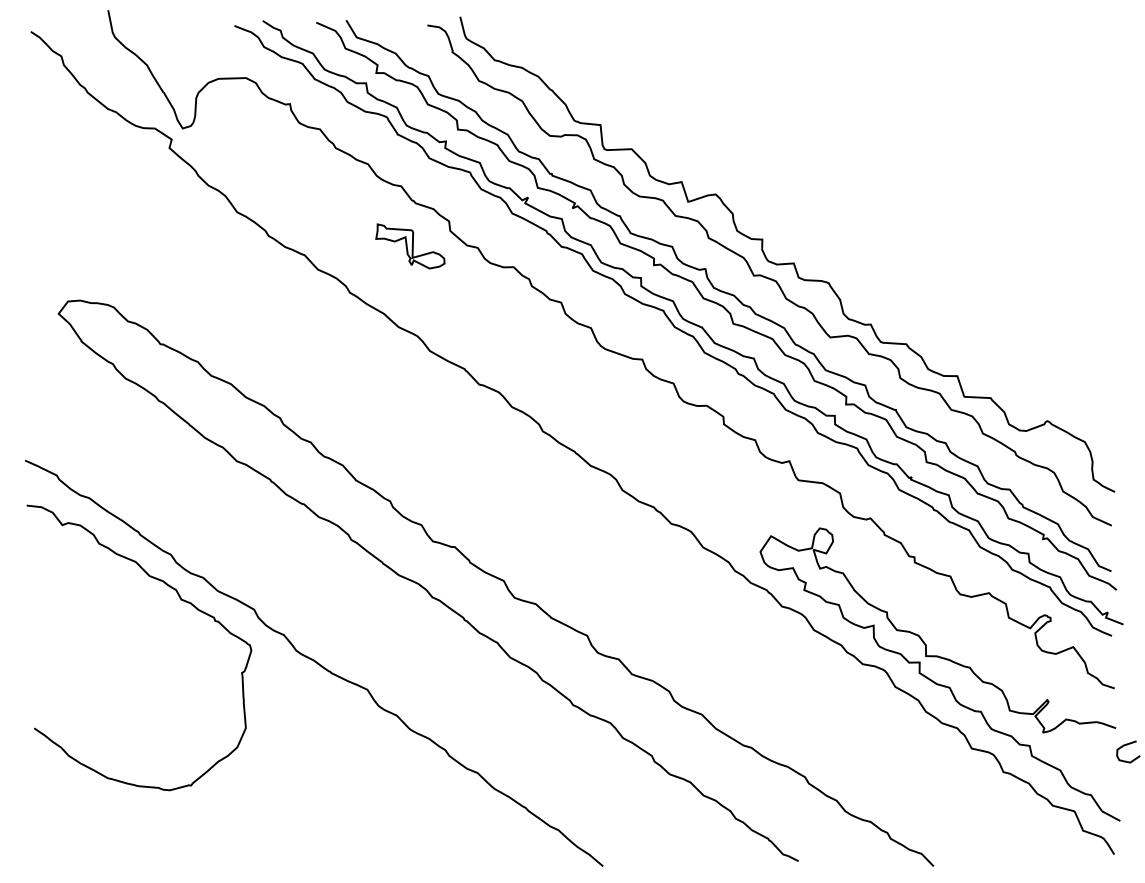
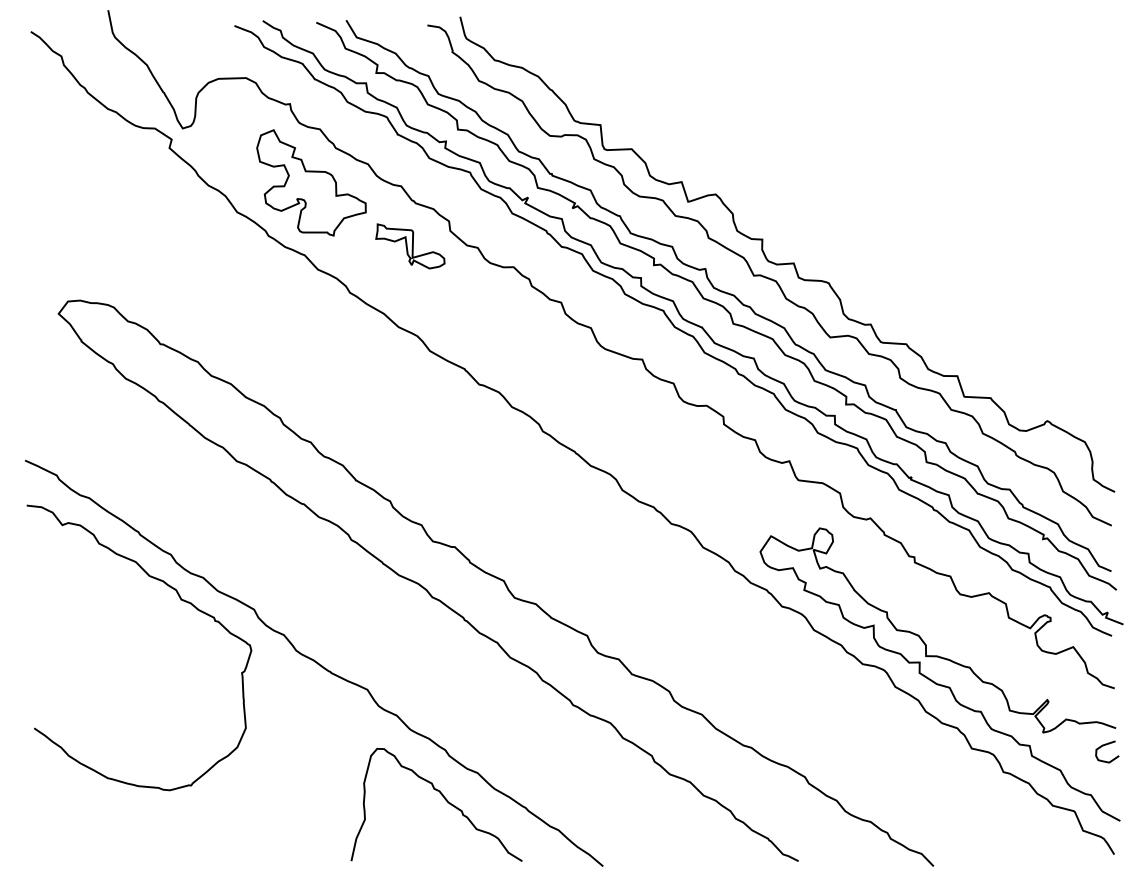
part: none -> present (311, 182)
curve position: (1127, 745) -> (1106, 745) (1106, 745)
curve: none -> present (444, 799)
